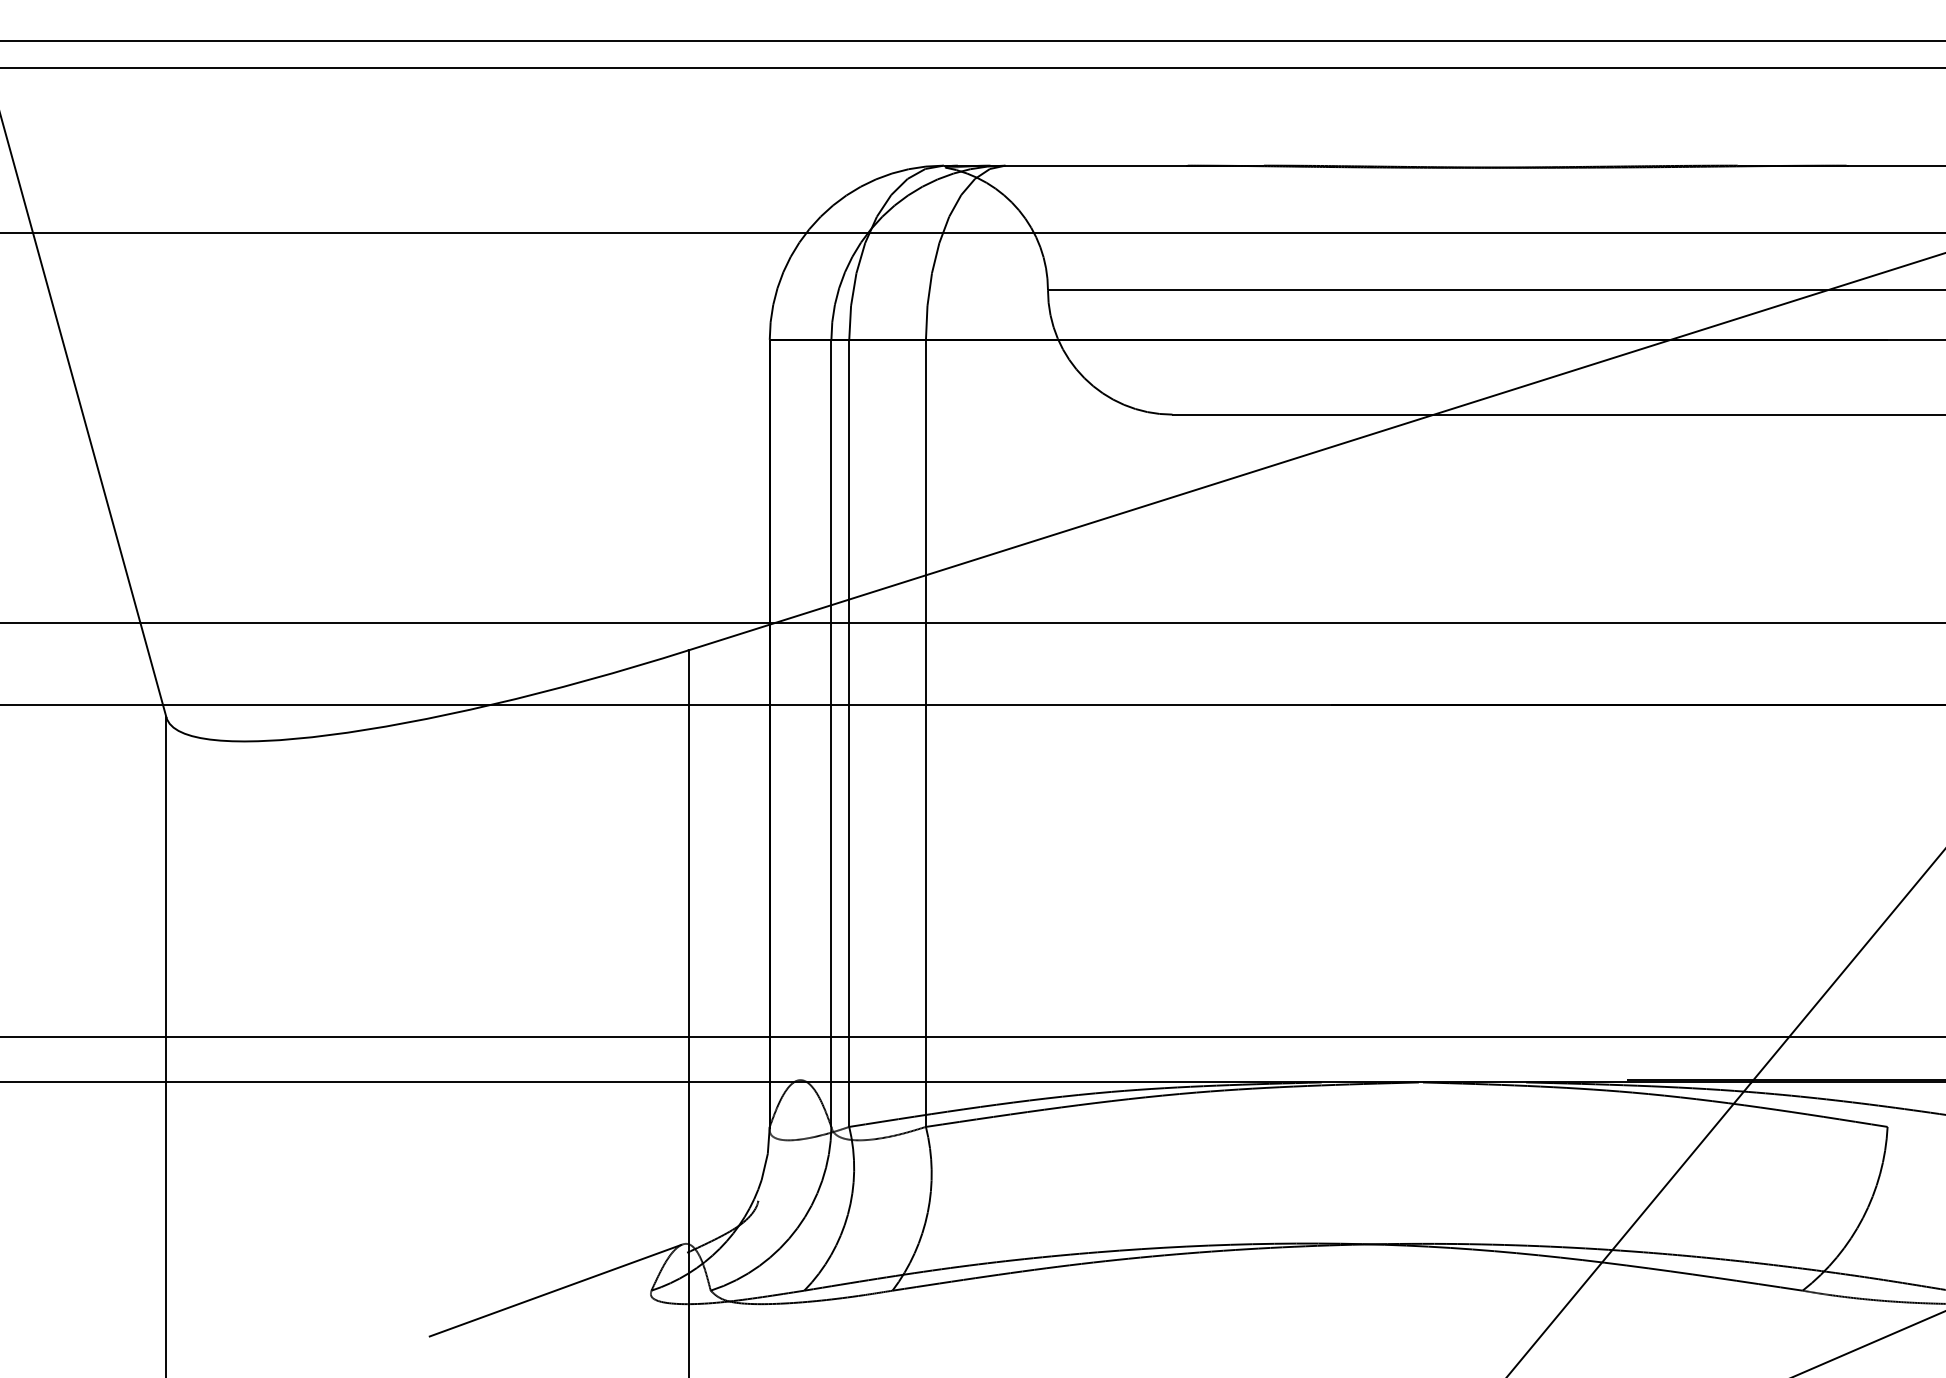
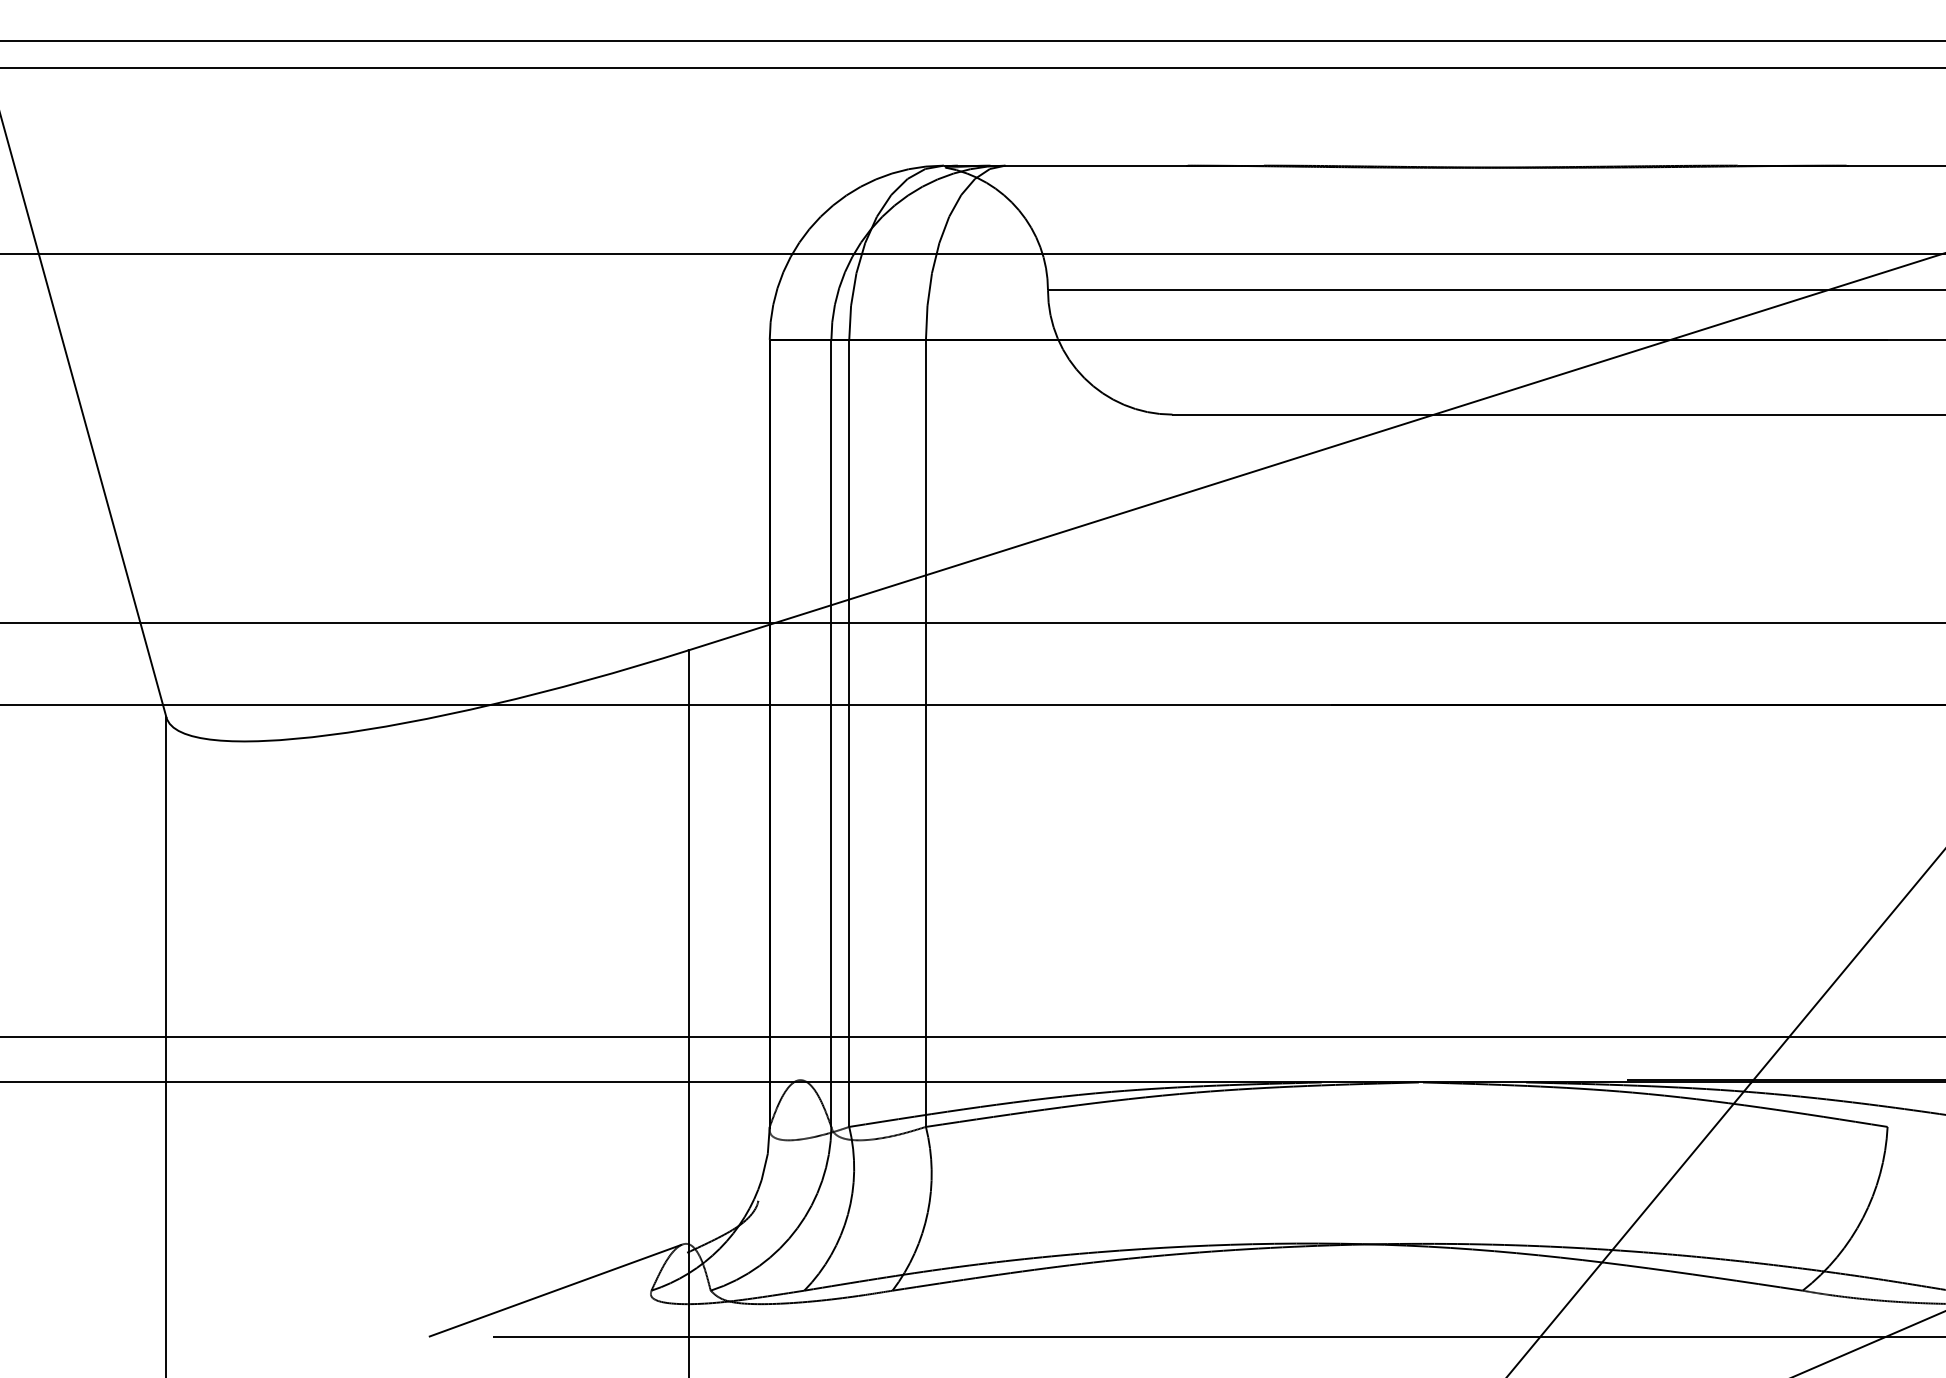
line position: (972, 233) -> (972, 254) (972, 254)
line: none -> present (1187, 1336)
